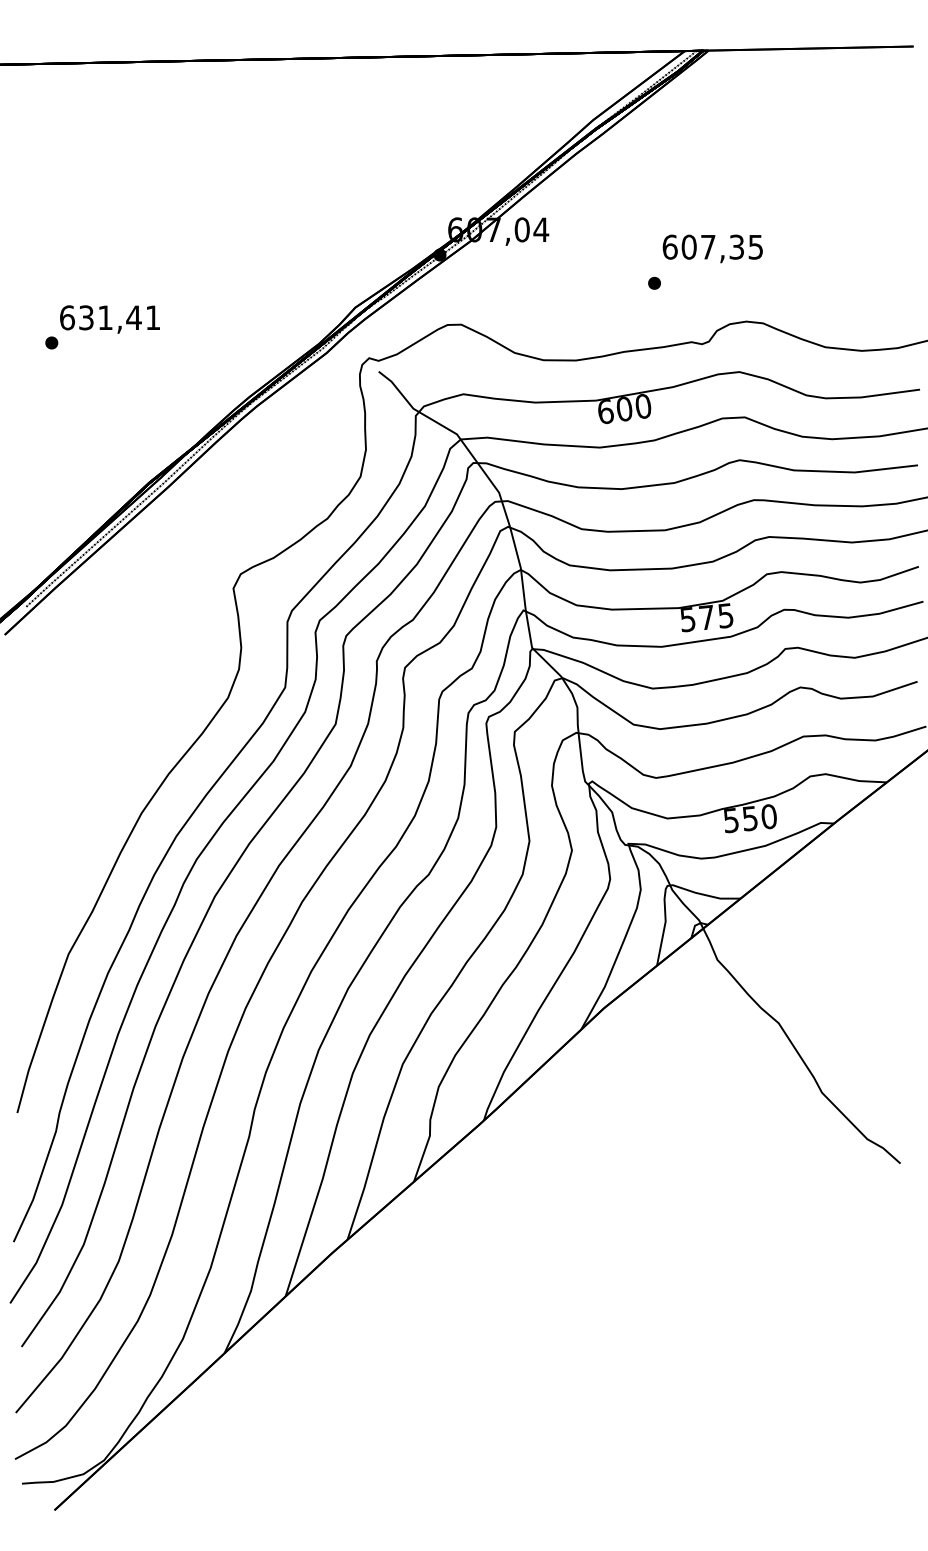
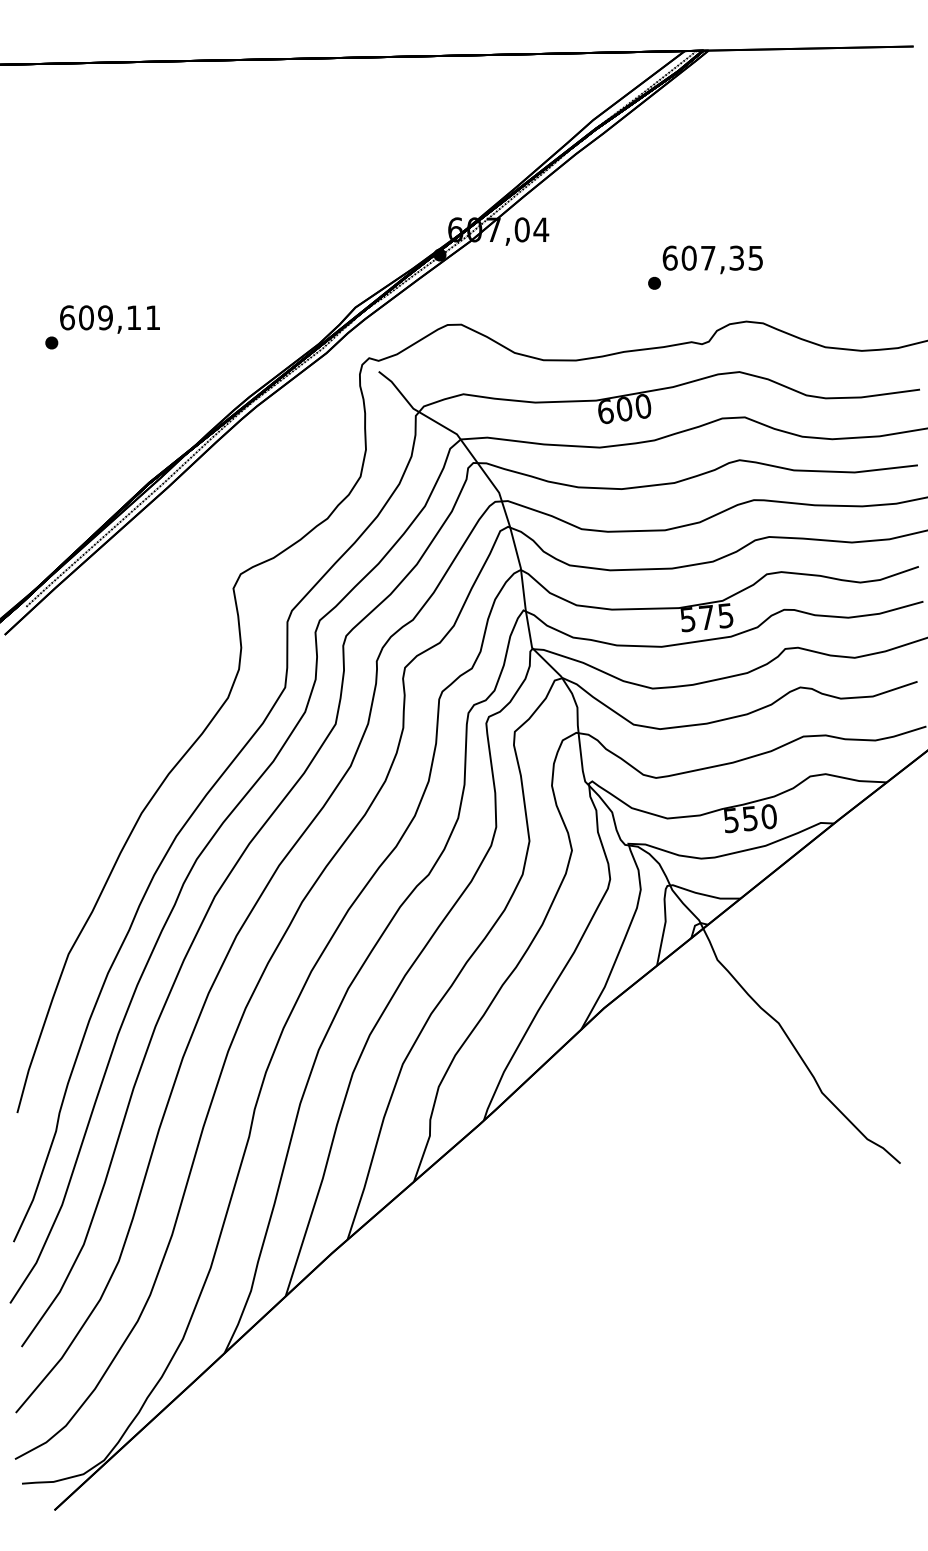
text position: (712, 248) -> (712, 259) (712, 259)
text: 631,41 -> 609,11 (110, 317)
